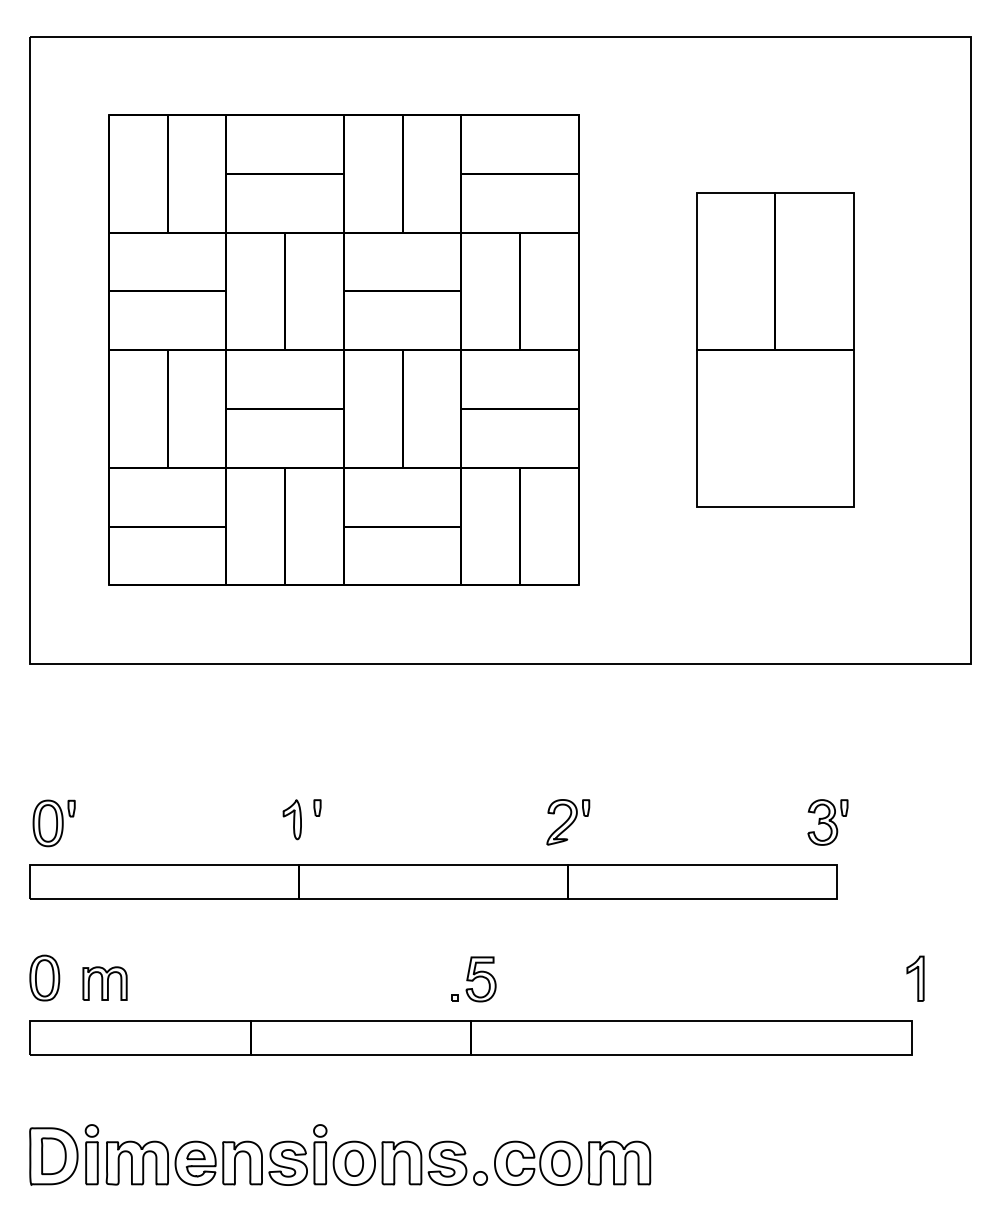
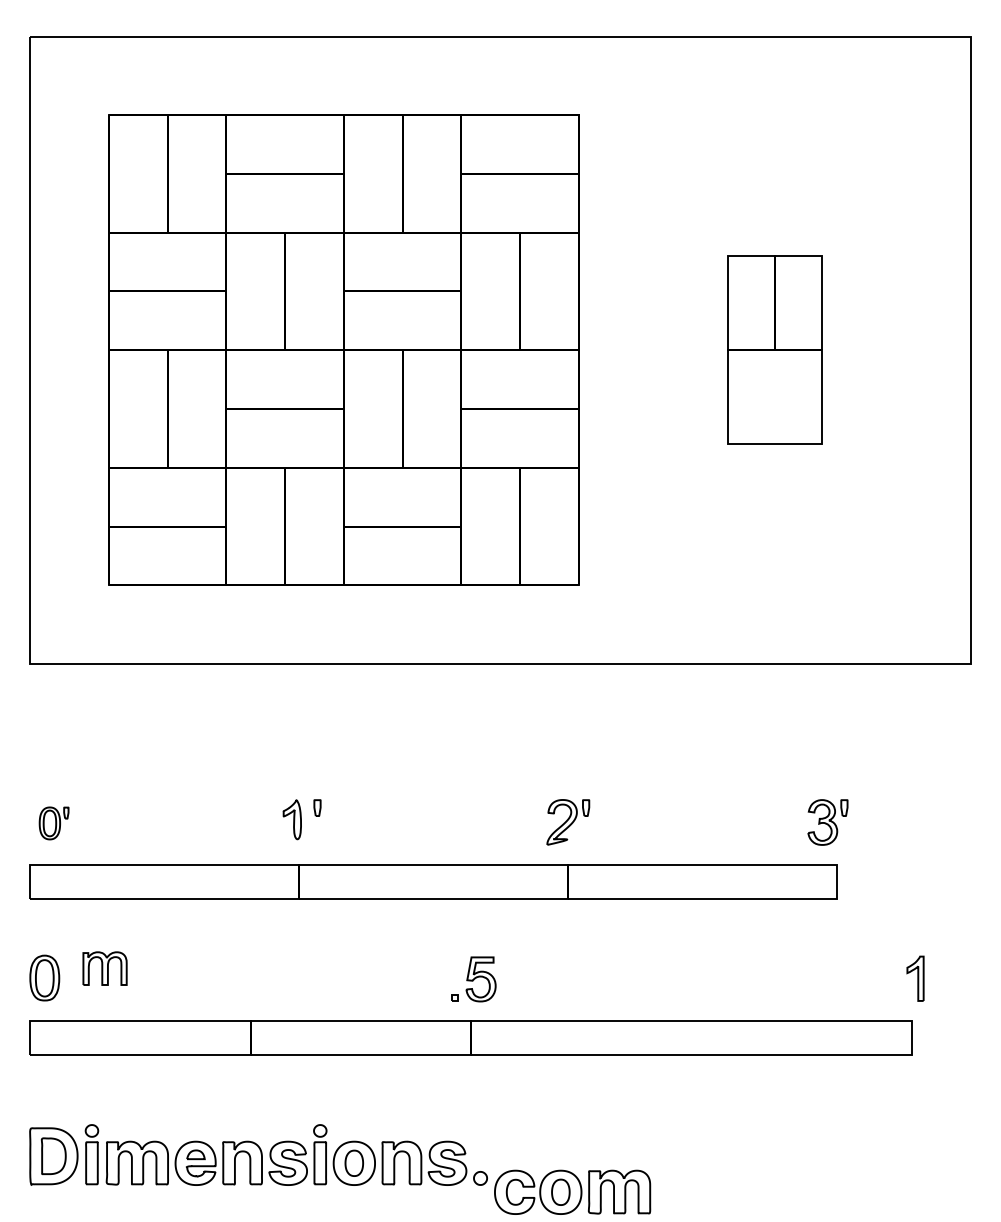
part size: 159x316 px -> 96x190 px (774, 349)
part size: 44x49 px -> 32x35 px (53, 823)
part position: (104, 983) -> (104, 968) (104, 968)
part position: (572, 1162) -> (572, 1191) (572, 1191)
